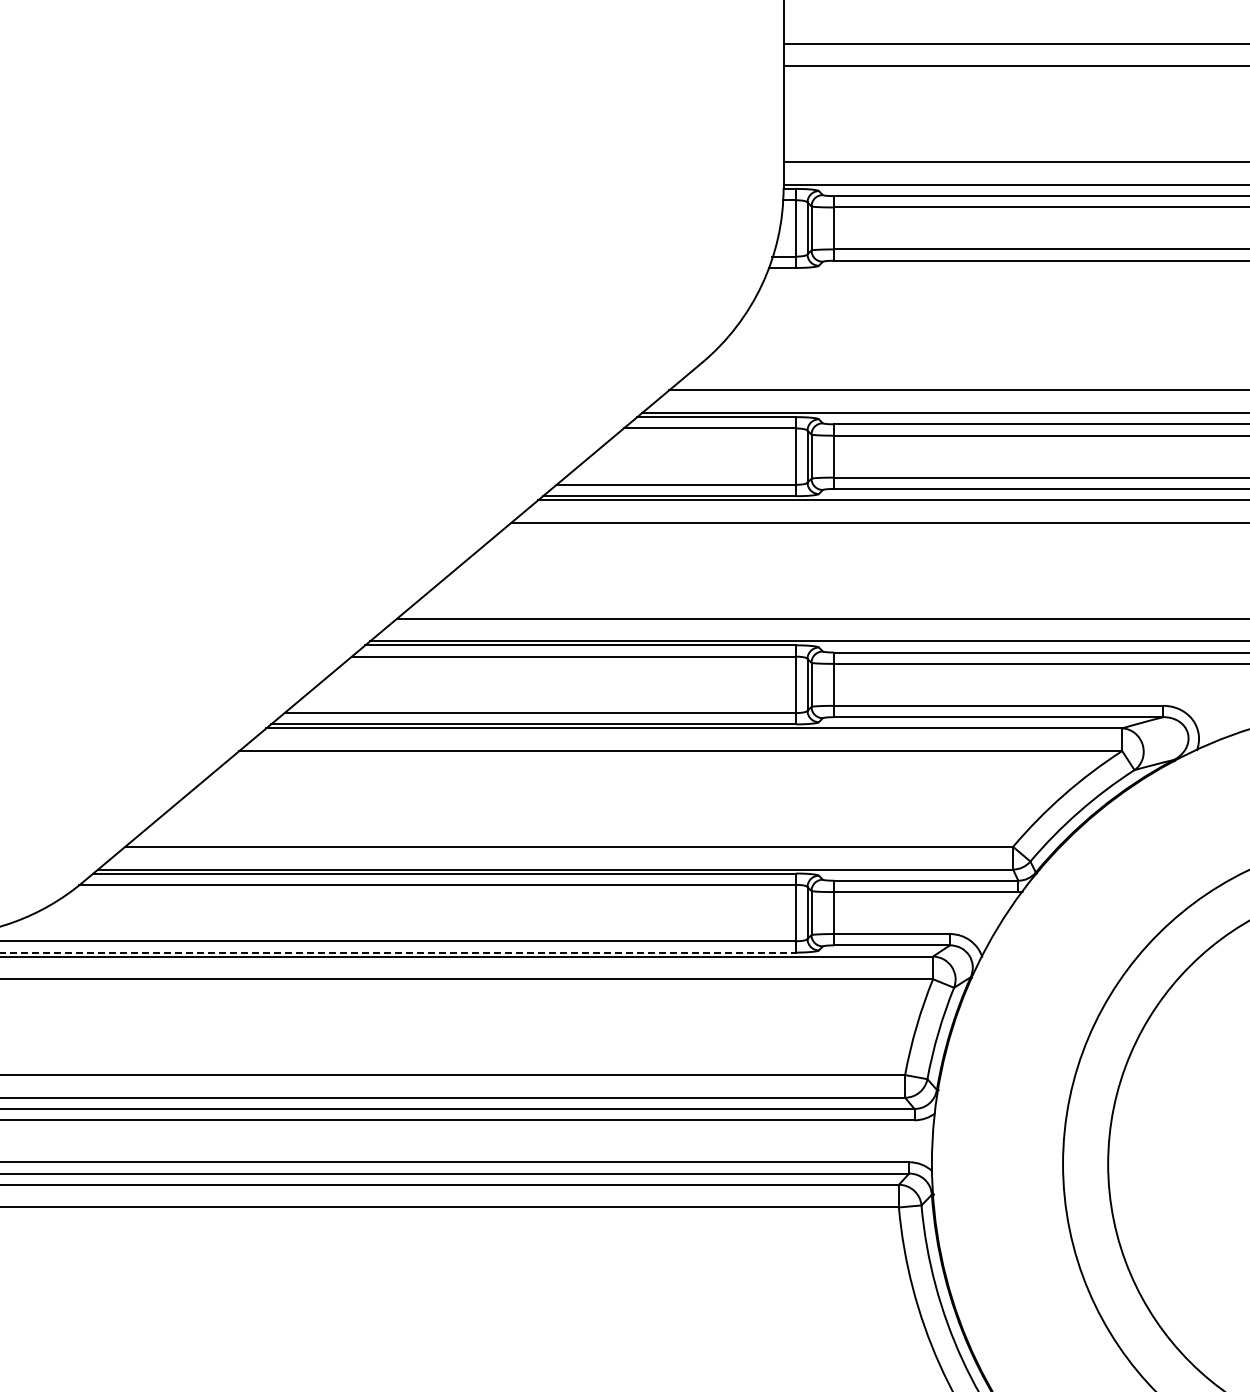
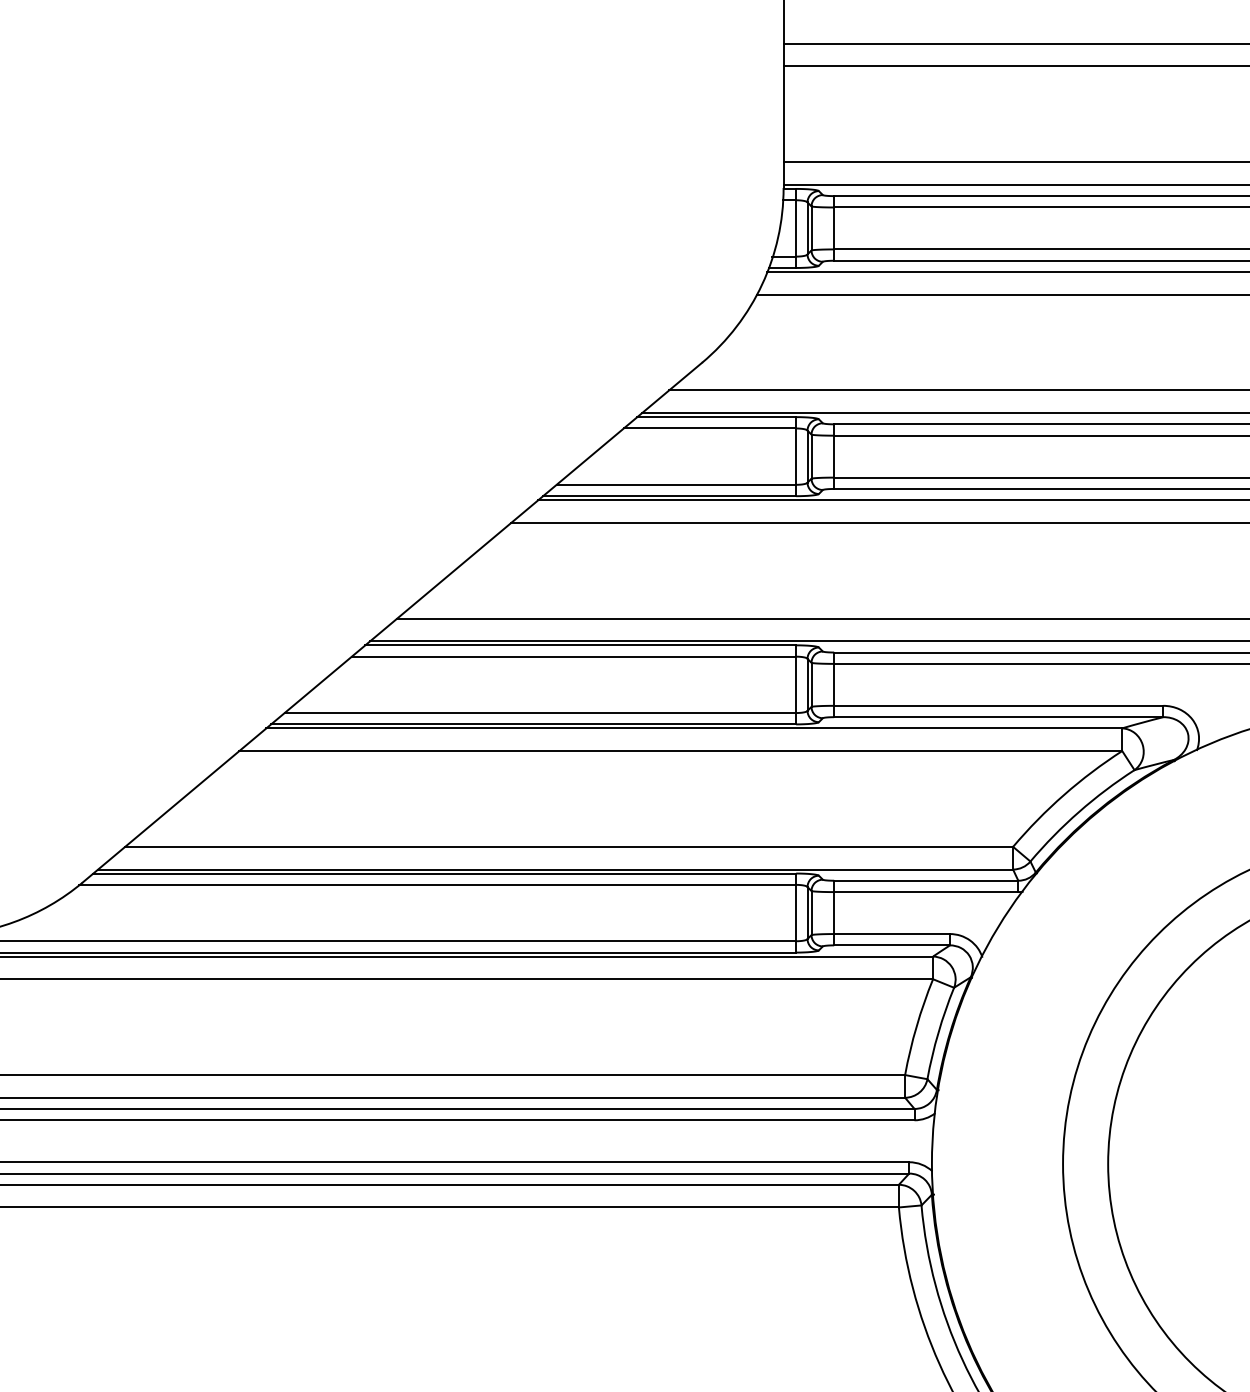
line: none -> present (1006, 271)
line: none -> present (1001, 294)
line: dashed -> solid (398, 952)
